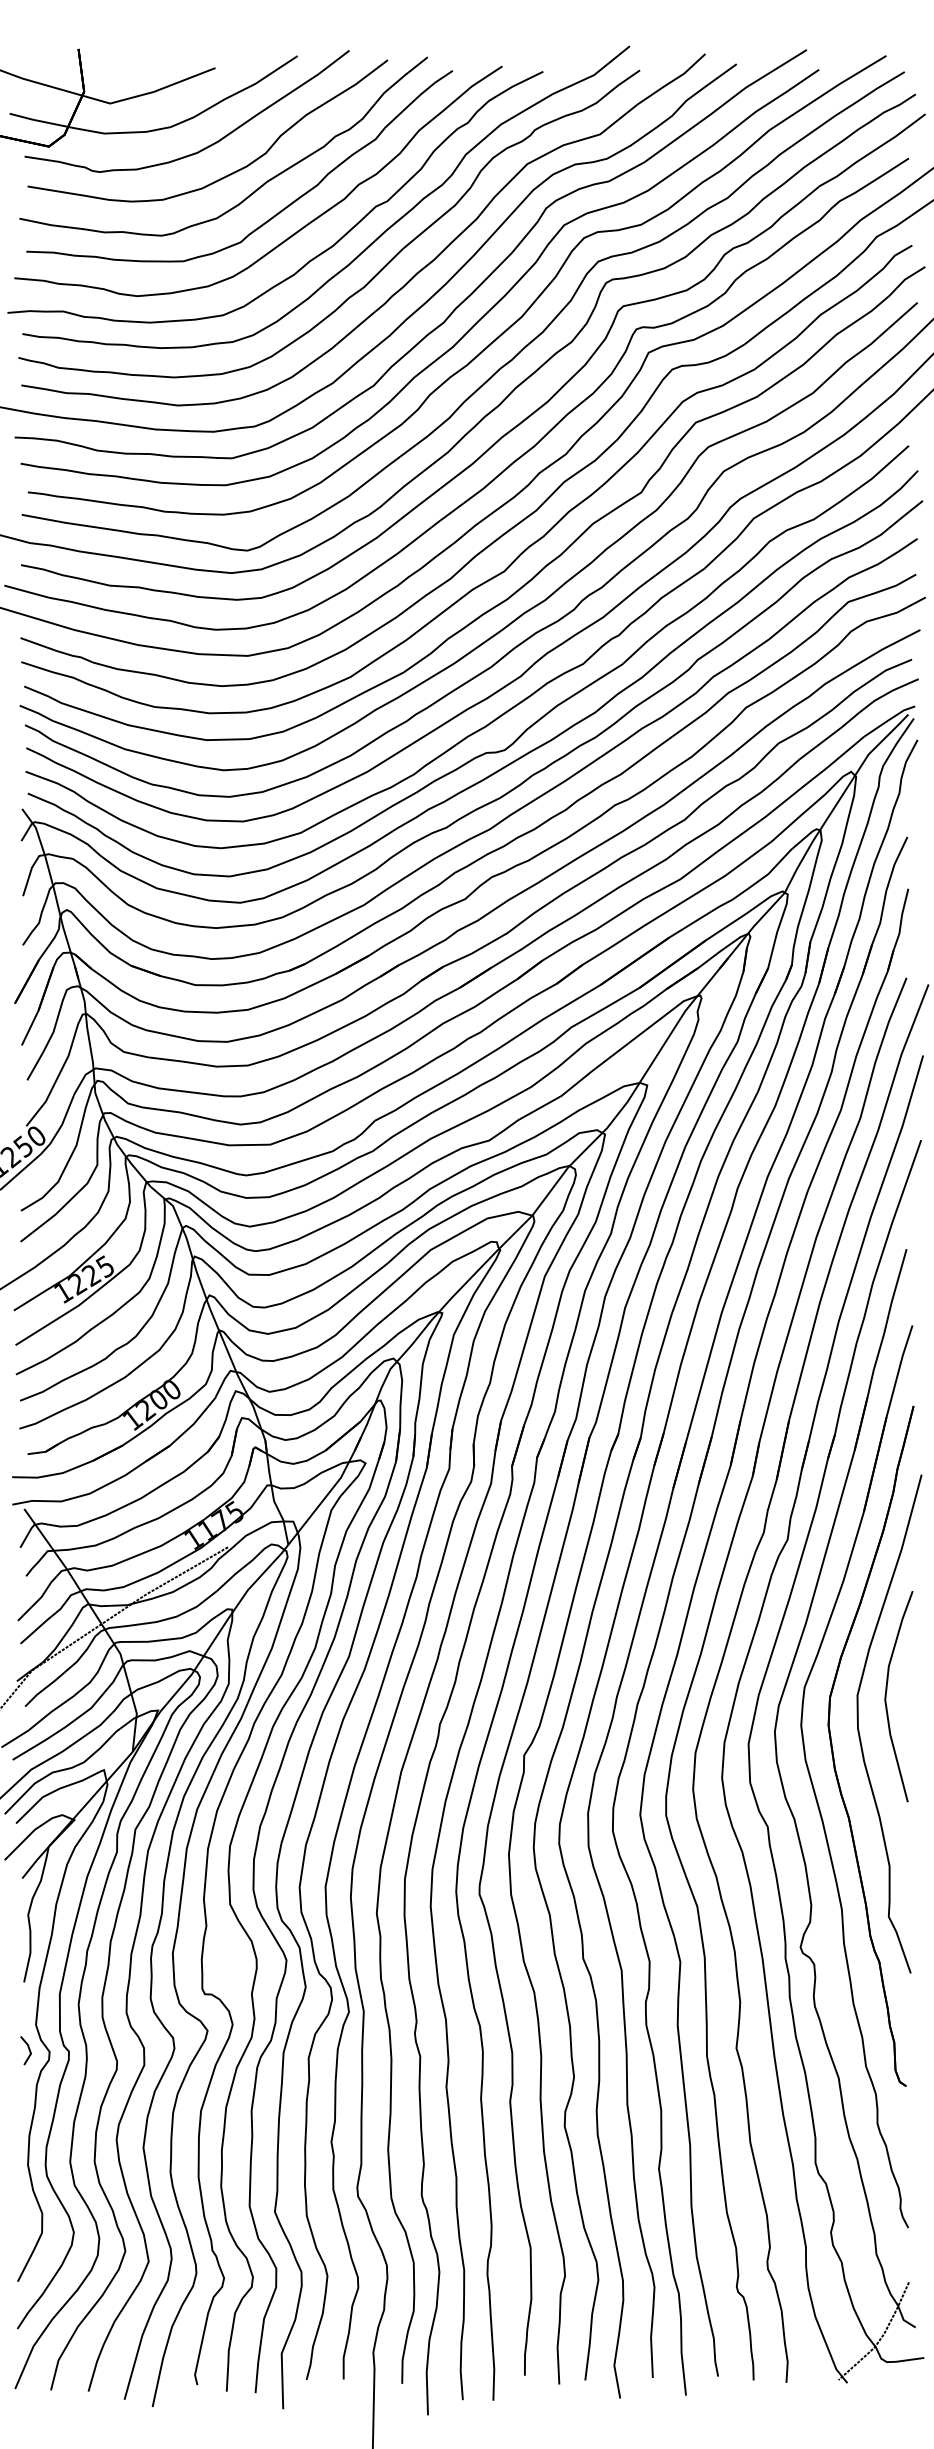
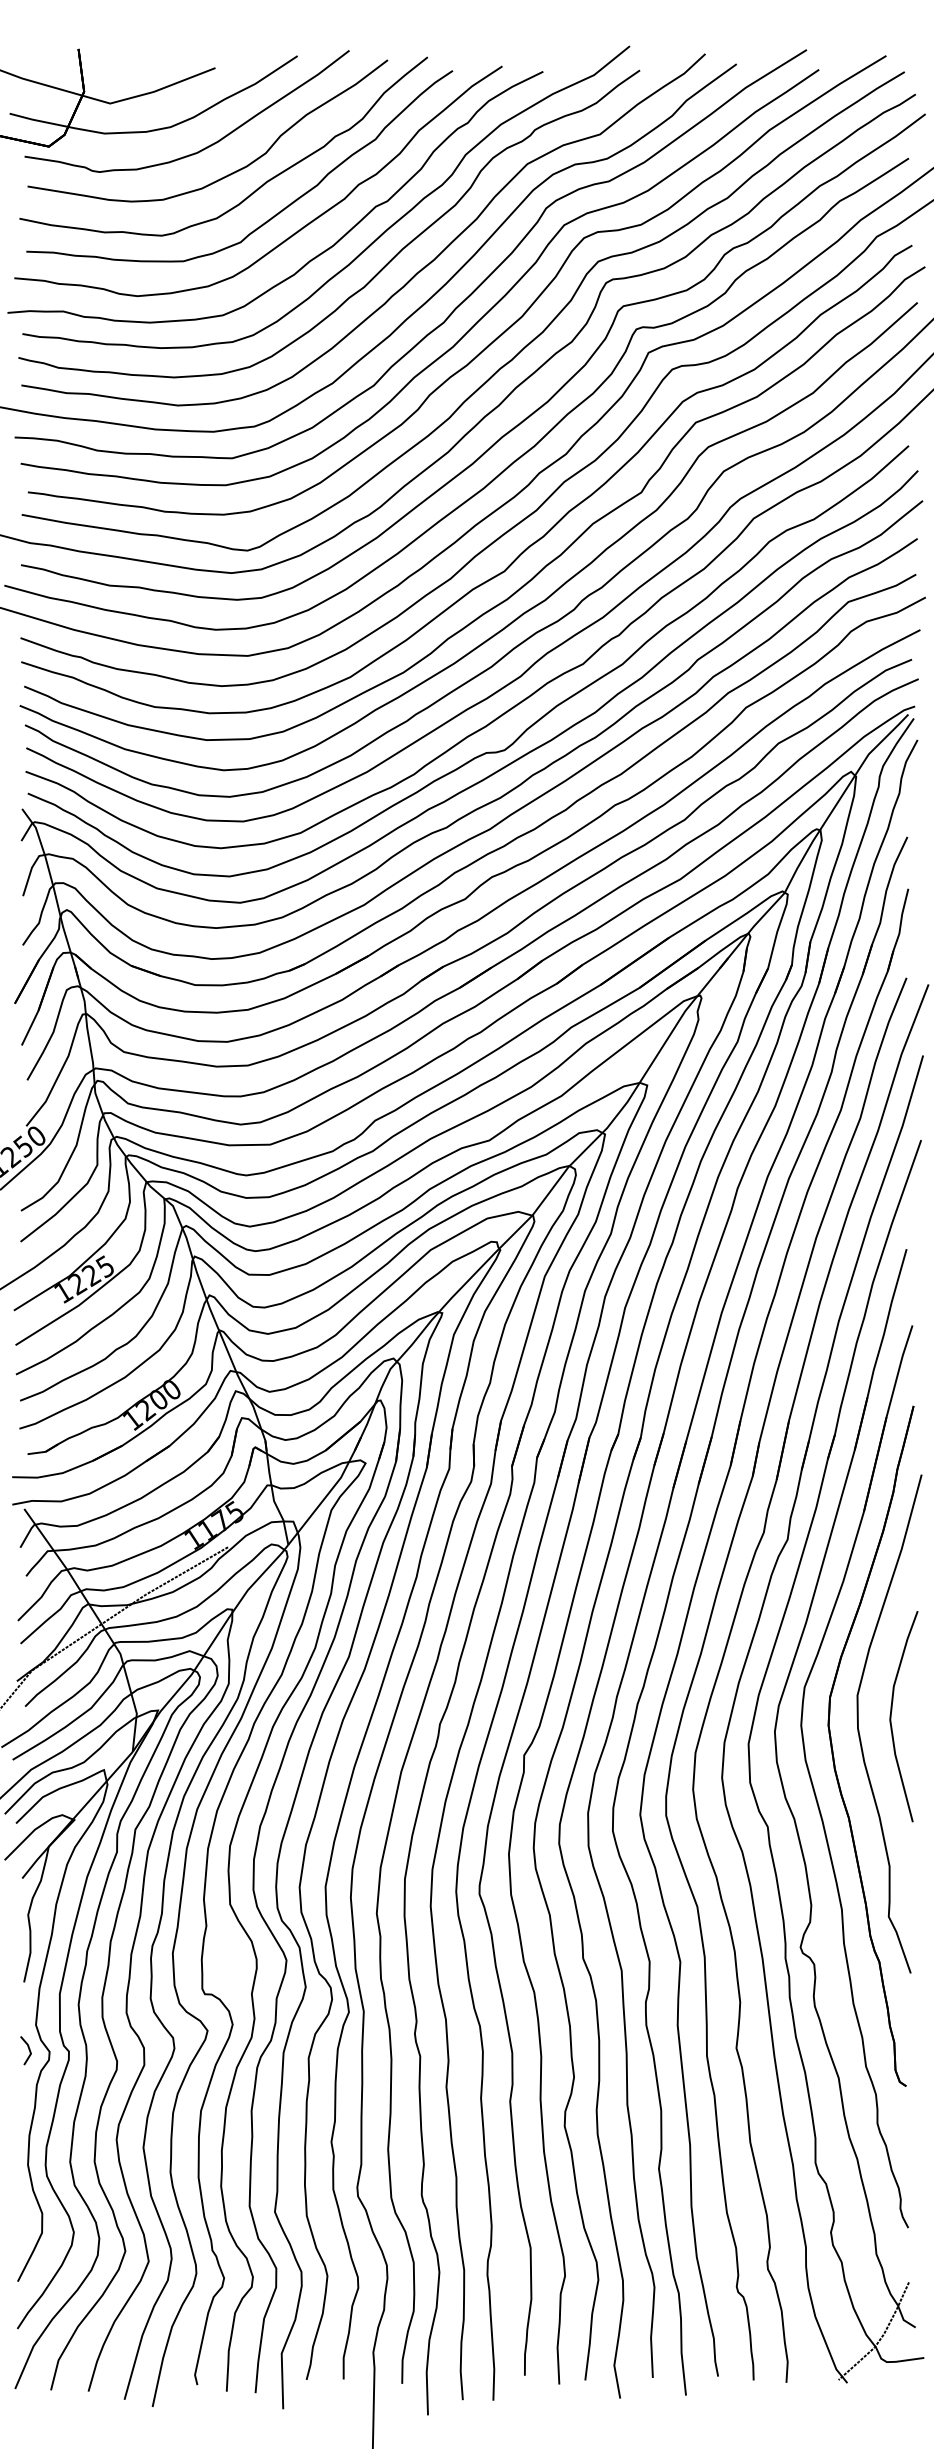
part position: (886, 1696) -> (891, 1716) (891, 1716)
